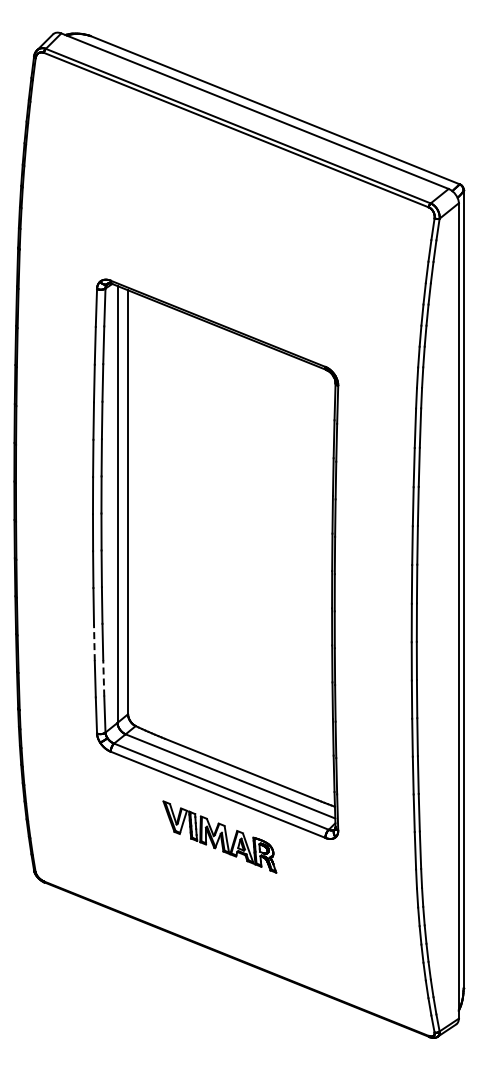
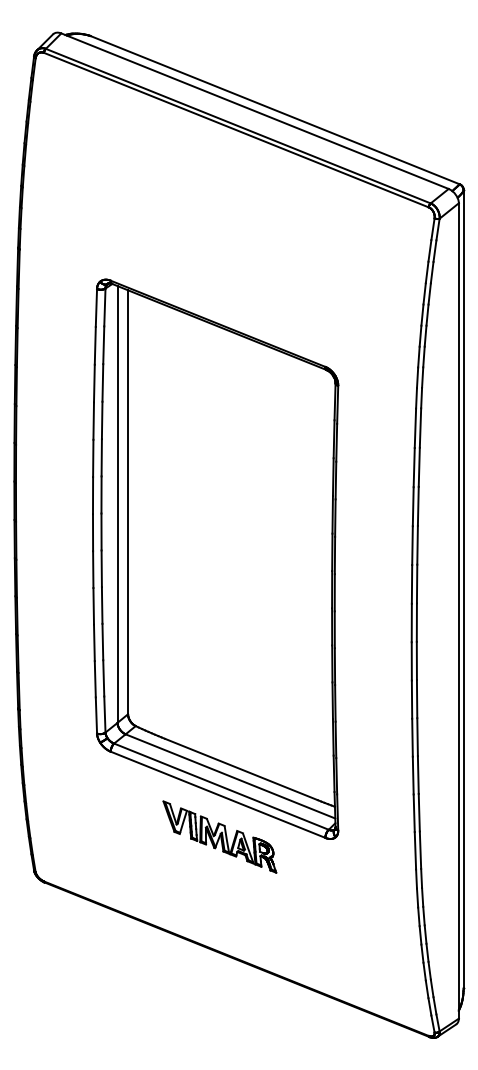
line: dashed -> solid (94, 642)
line: dashed -> solid (103, 677)
